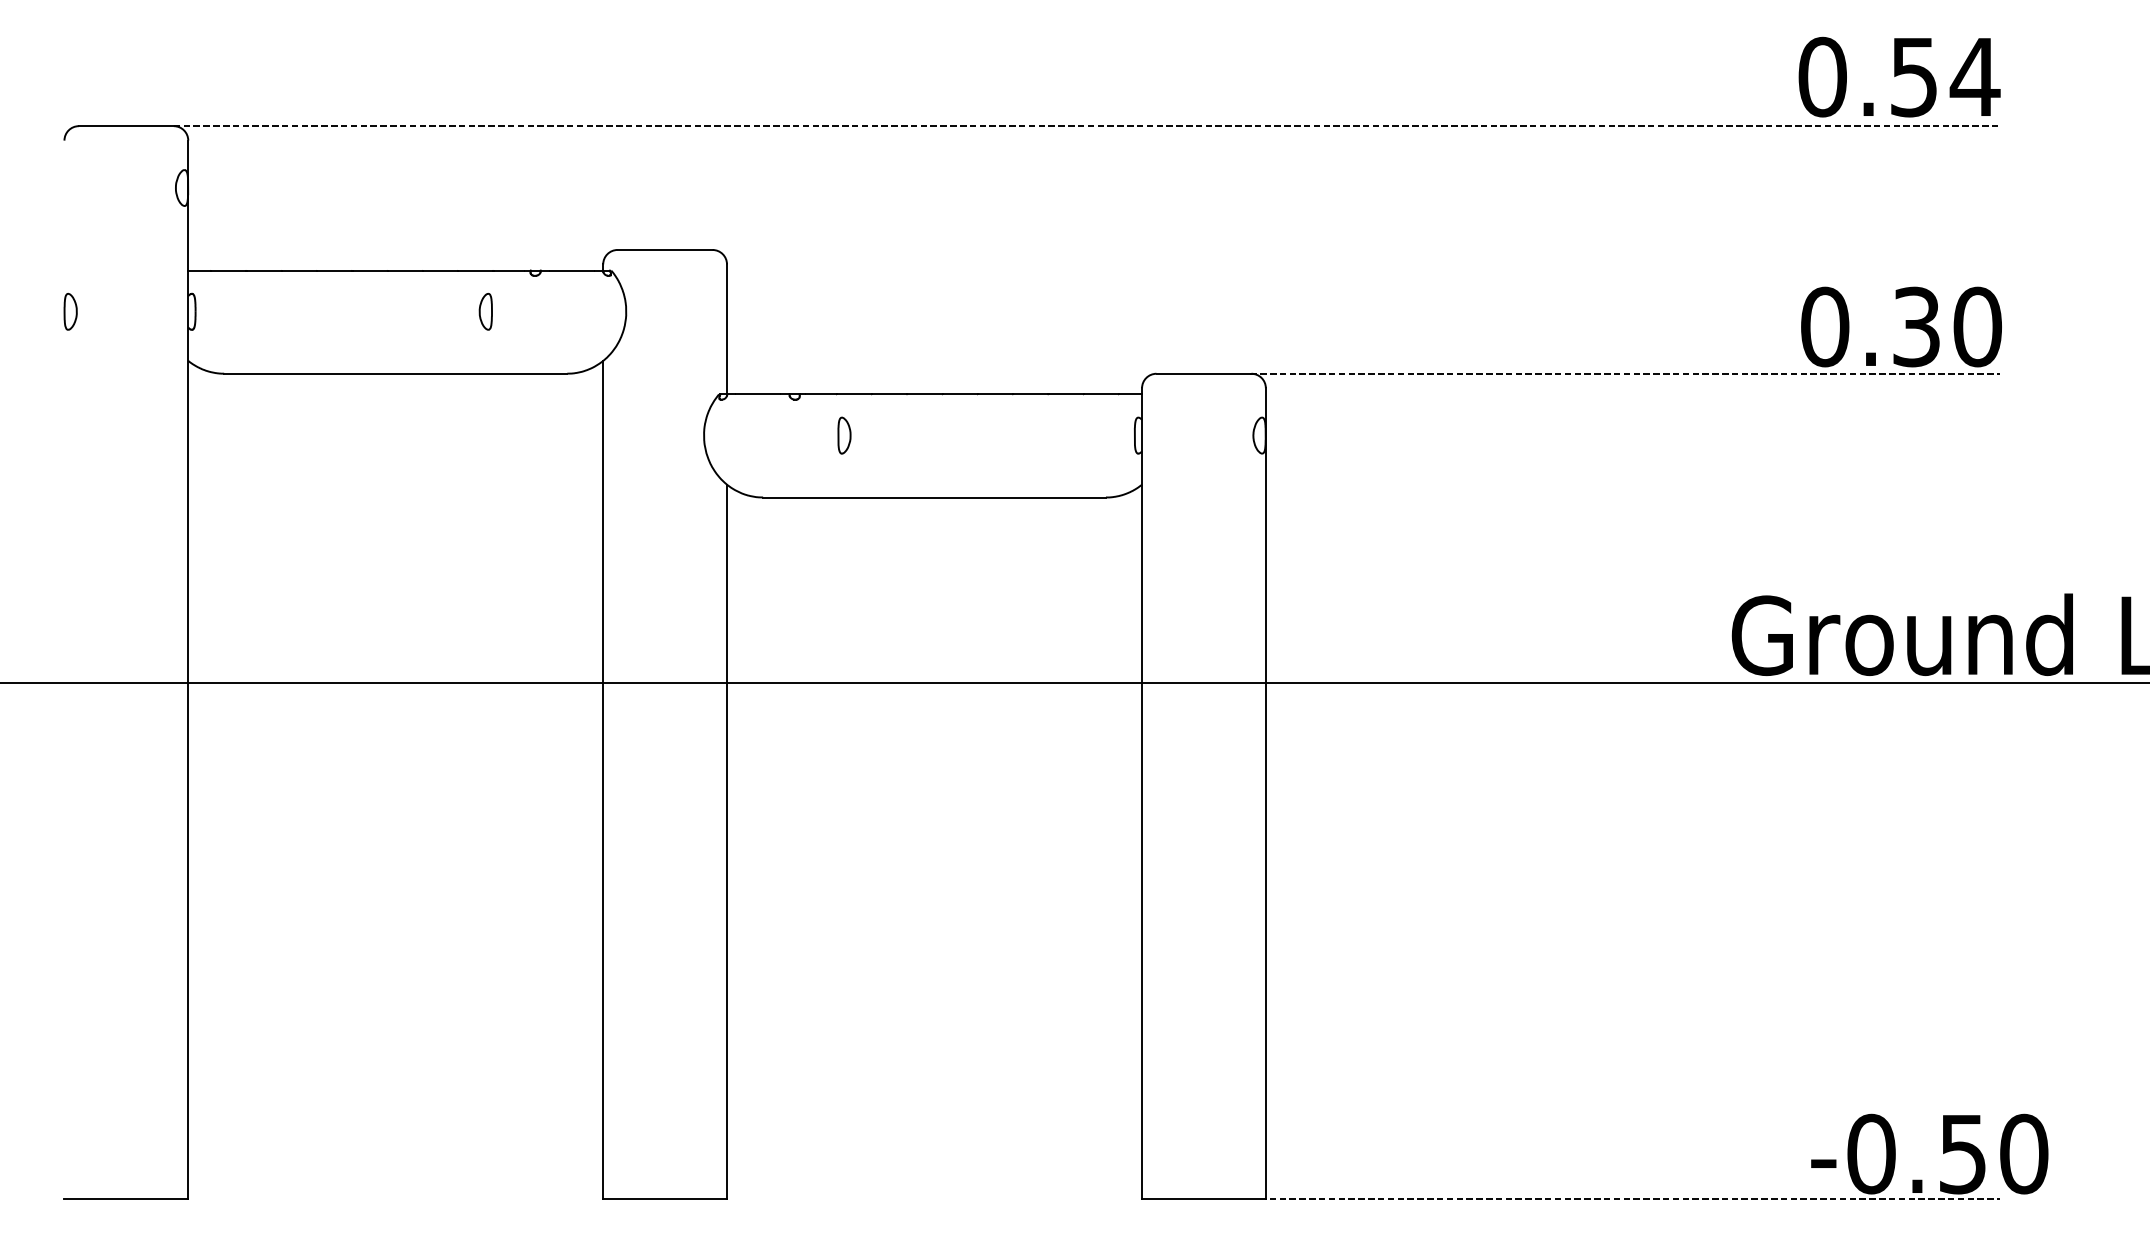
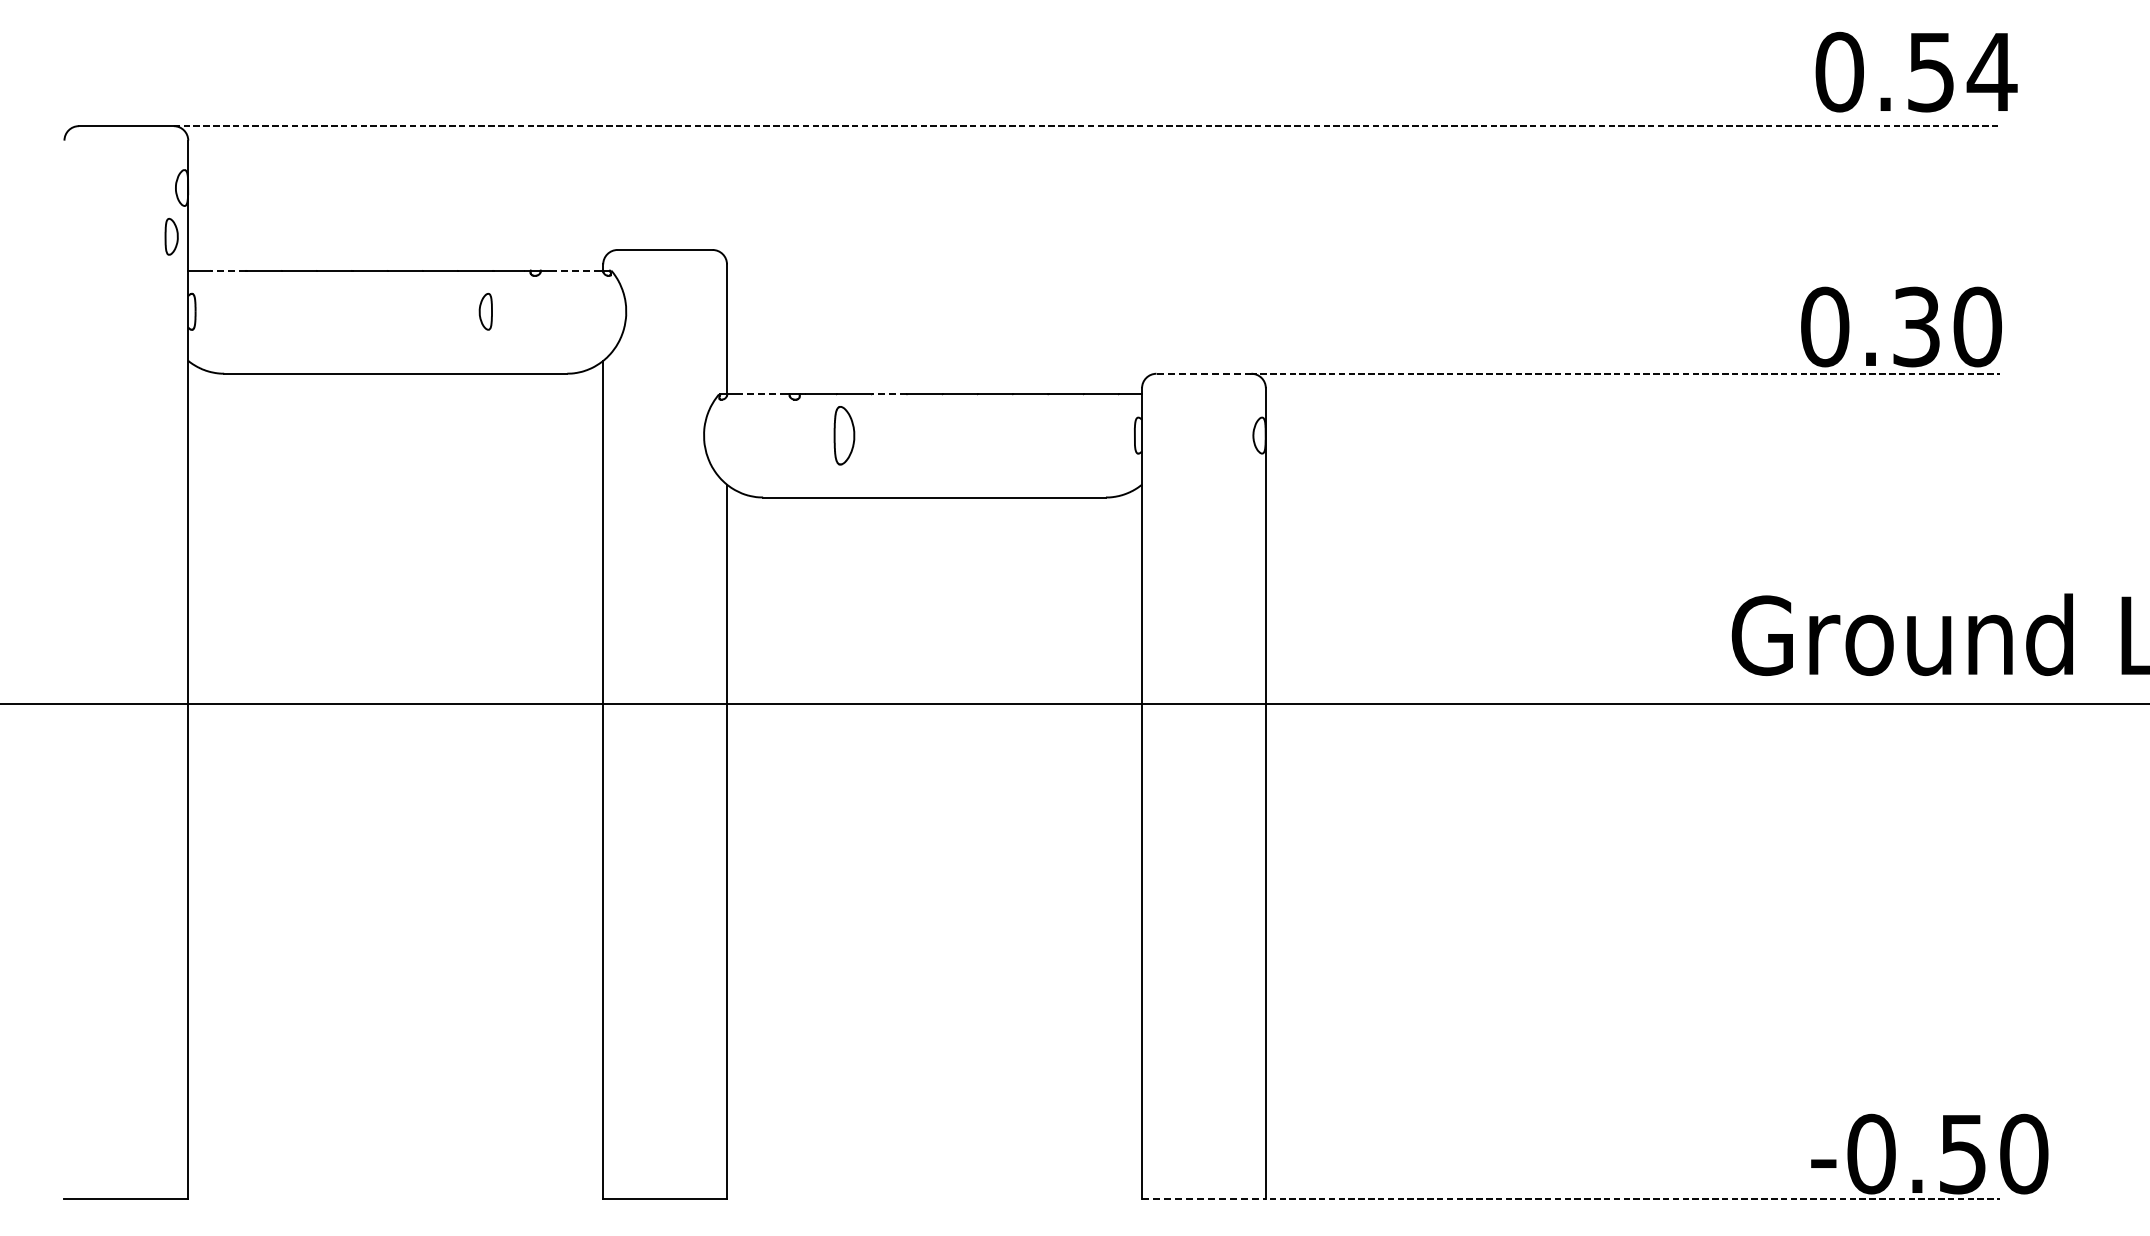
text position: (1899, 76) -> (1916, 71) (1916, 71)
line: solid -> dashed (228, 270)
line: solid -> dashed (572, 270)
part position: (70, 311) -> (171, 236) (171, 236)
line: solid -> dashed (1204, 373)
line: solid -> dashed (758, 394)
line: solid -> dashed (889, 394)
part size: 15x39 px -> 23x60 px (844, 435)
line position: (1074, 683) -> (1074, 704) (1074, 704)
line: solid -> dashed (1203, 1199)
